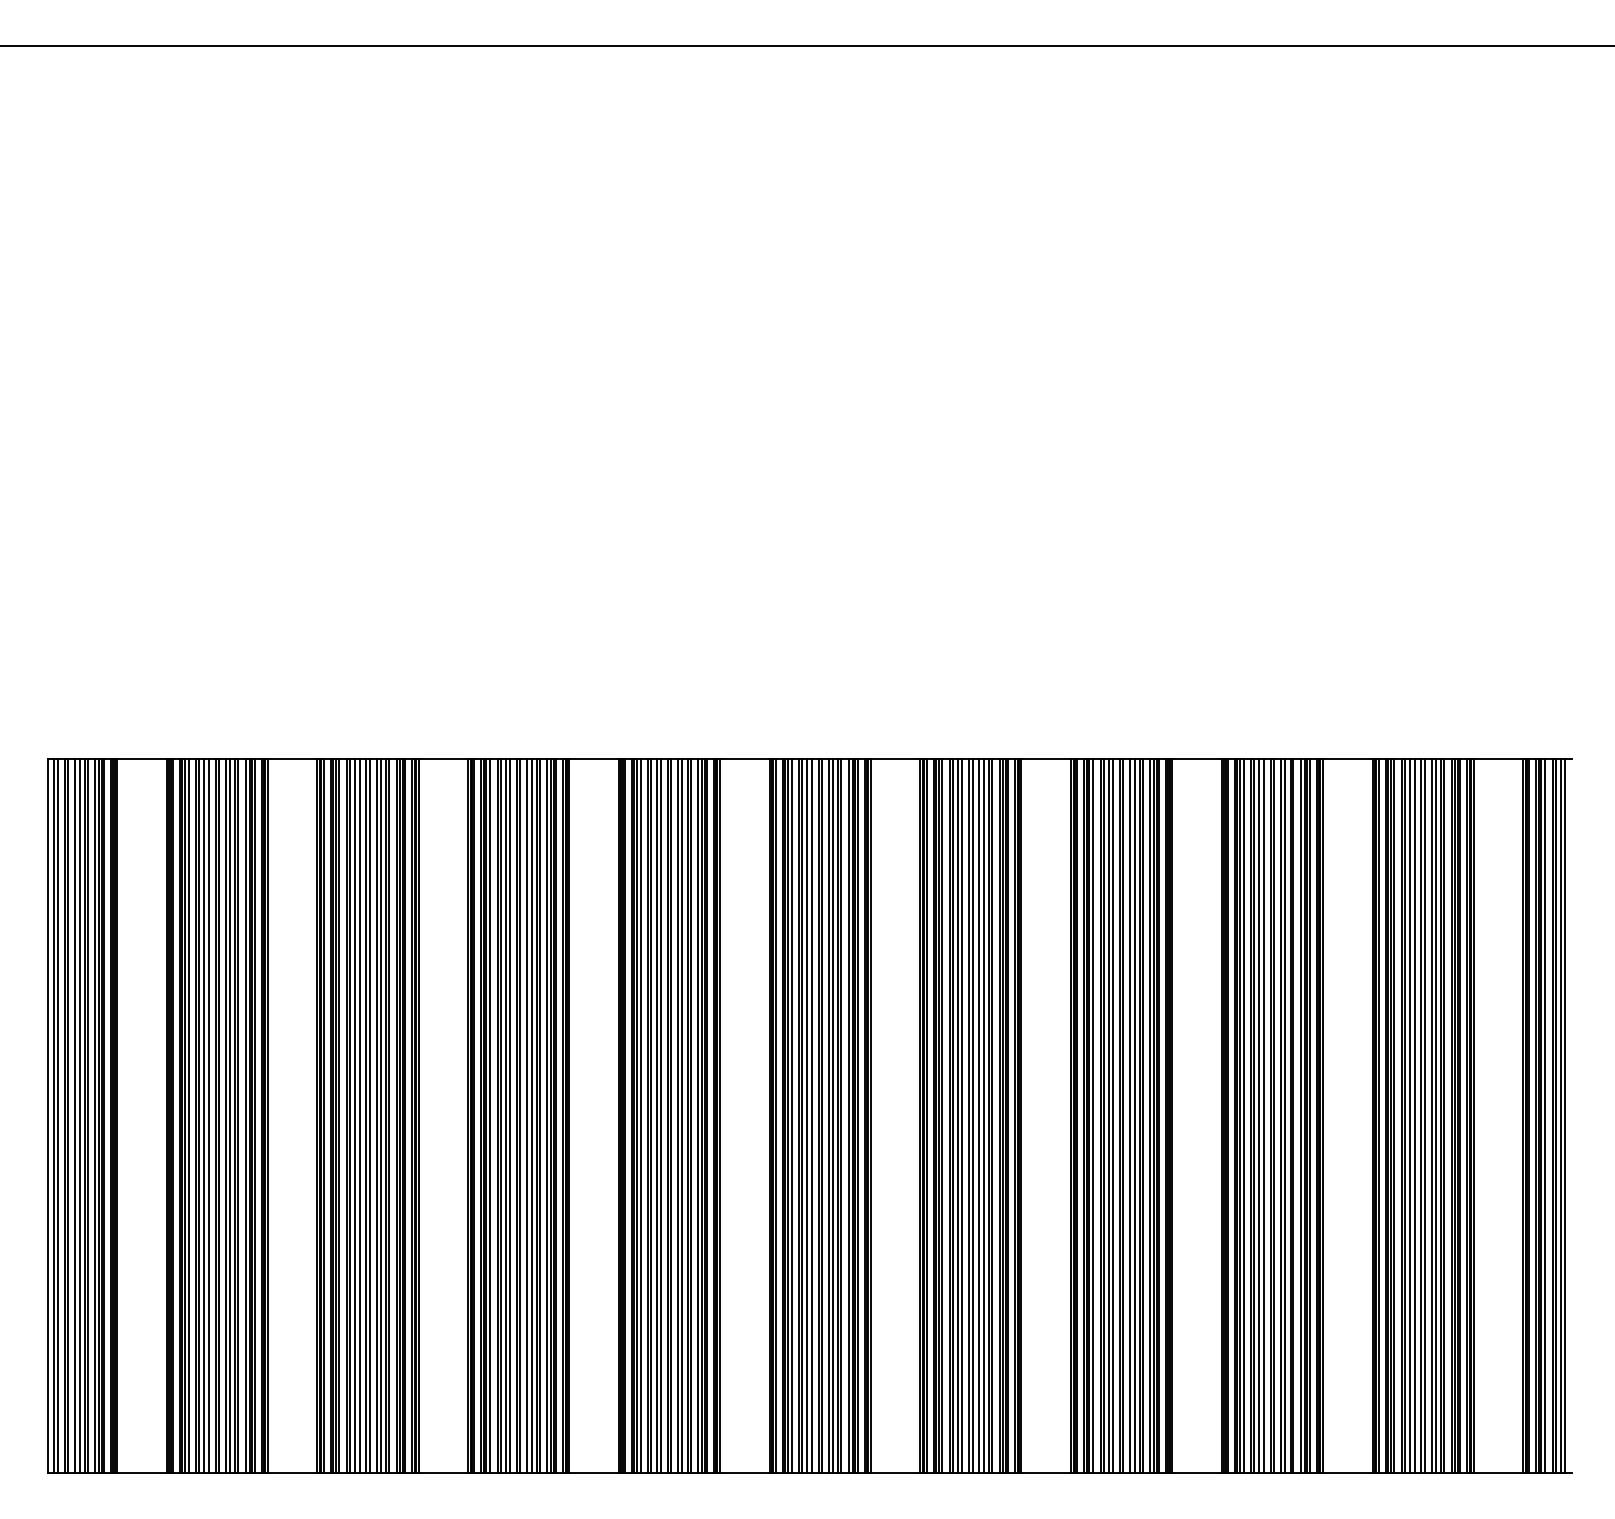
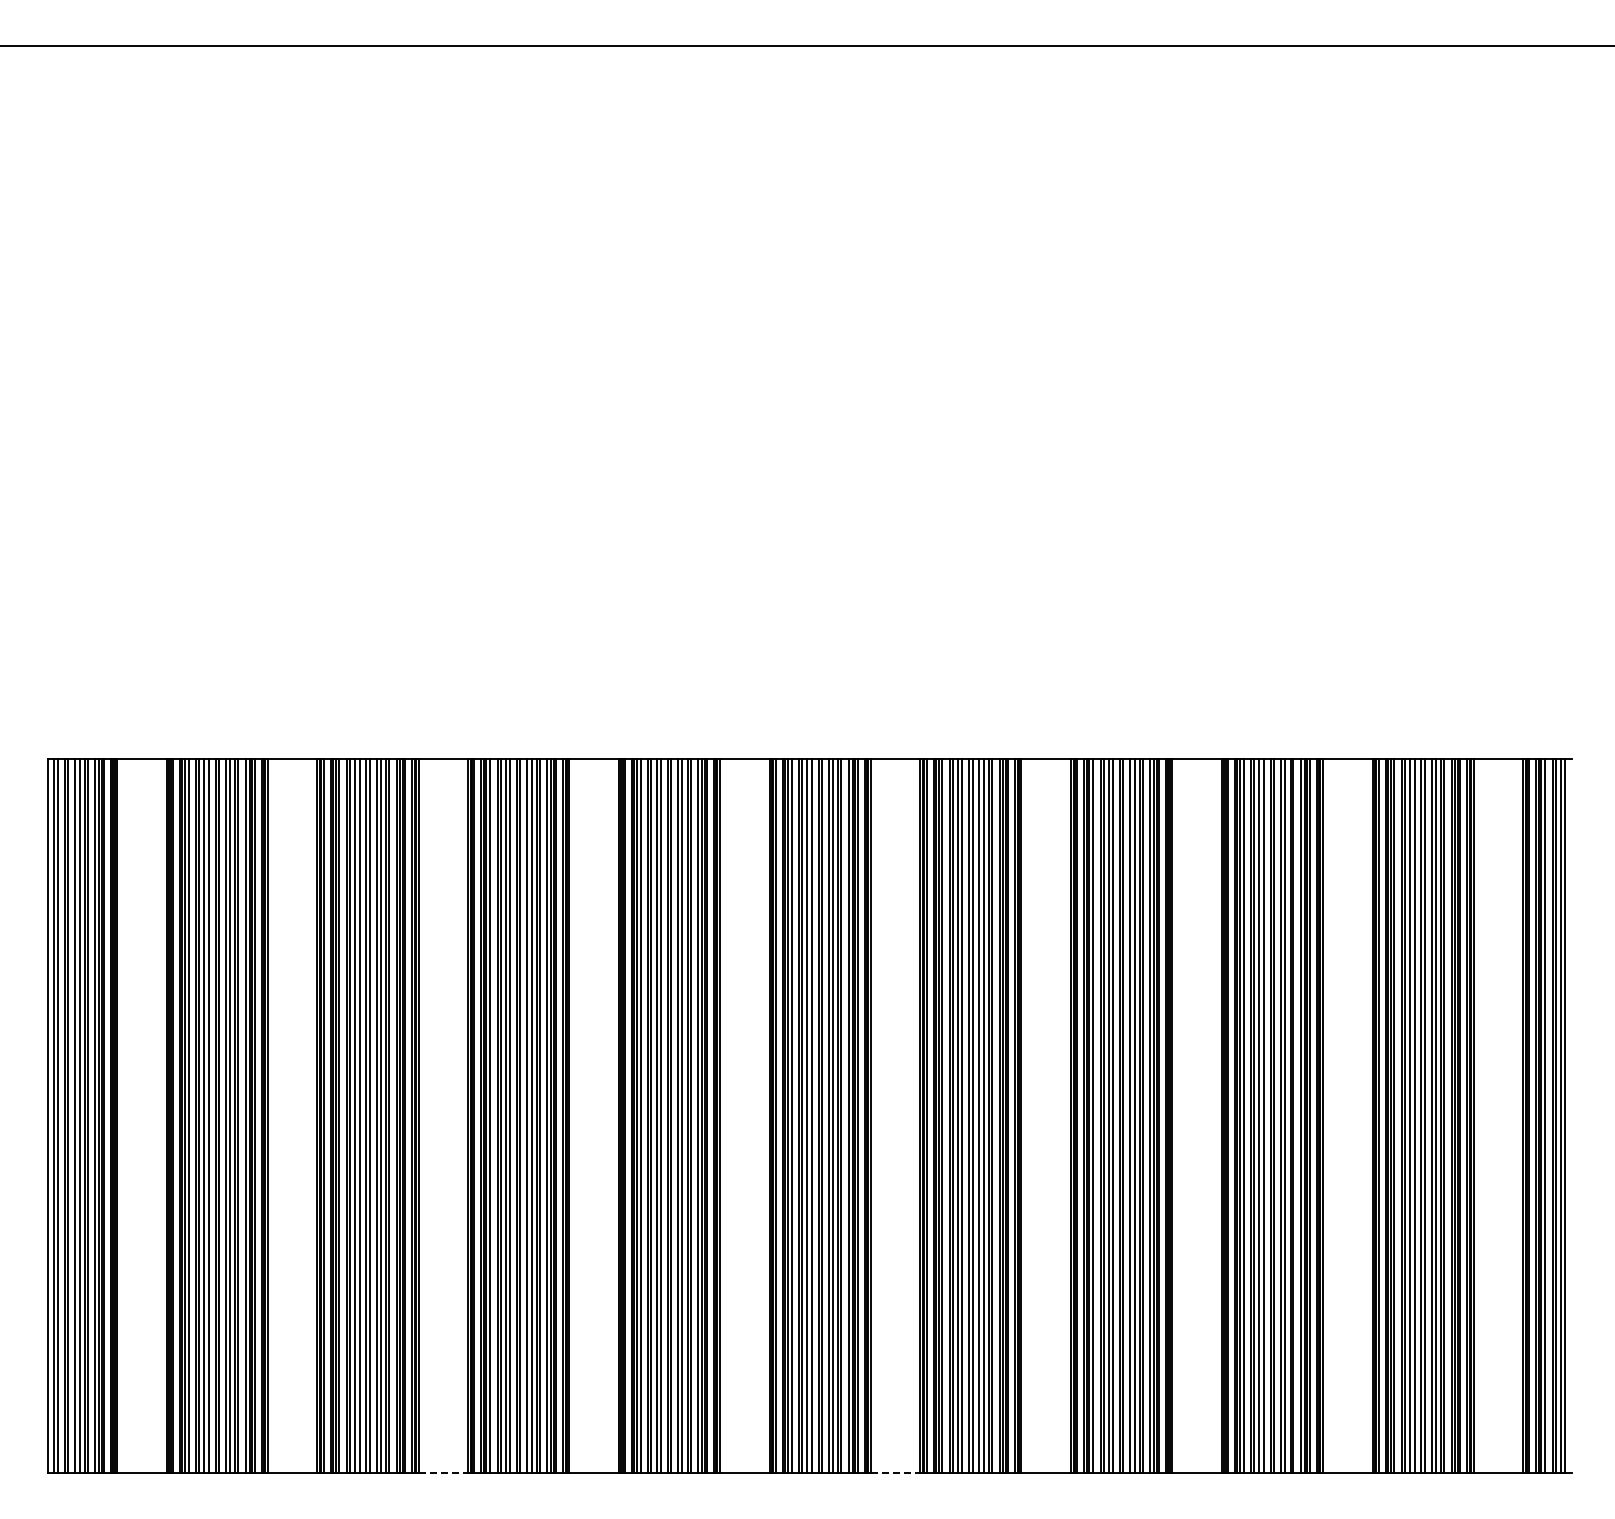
line: solid -> dashed (443, 1473)
line: solid -> dashed (895, 1473)
